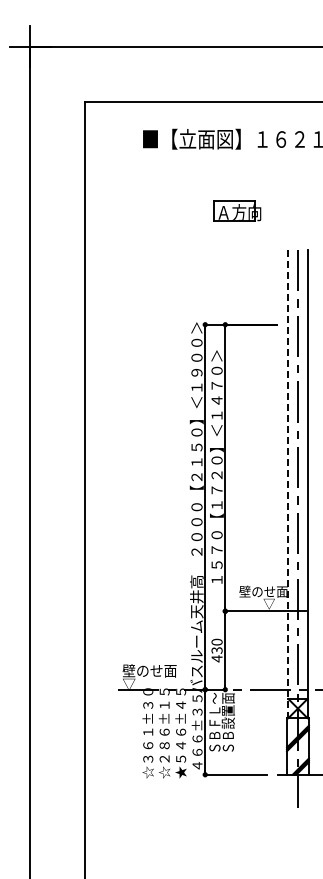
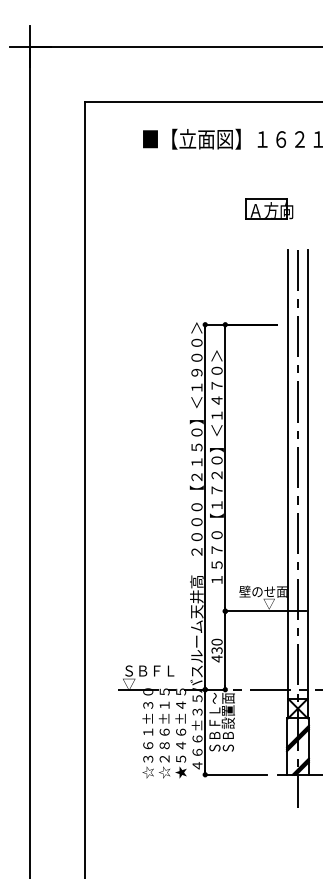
part position: (237, 210) -> (269, 208) (269, 208)
line: dashed -> solid (288, 484)
text: 壁のせ面 -> ＳＢＦＬ (149, 670)
